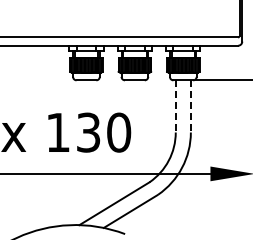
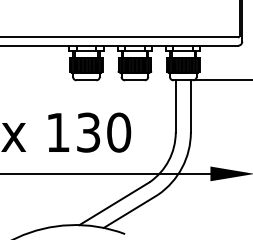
line: dashed -> solid (175, 106)
line: dashed -> solid (190, 106)
